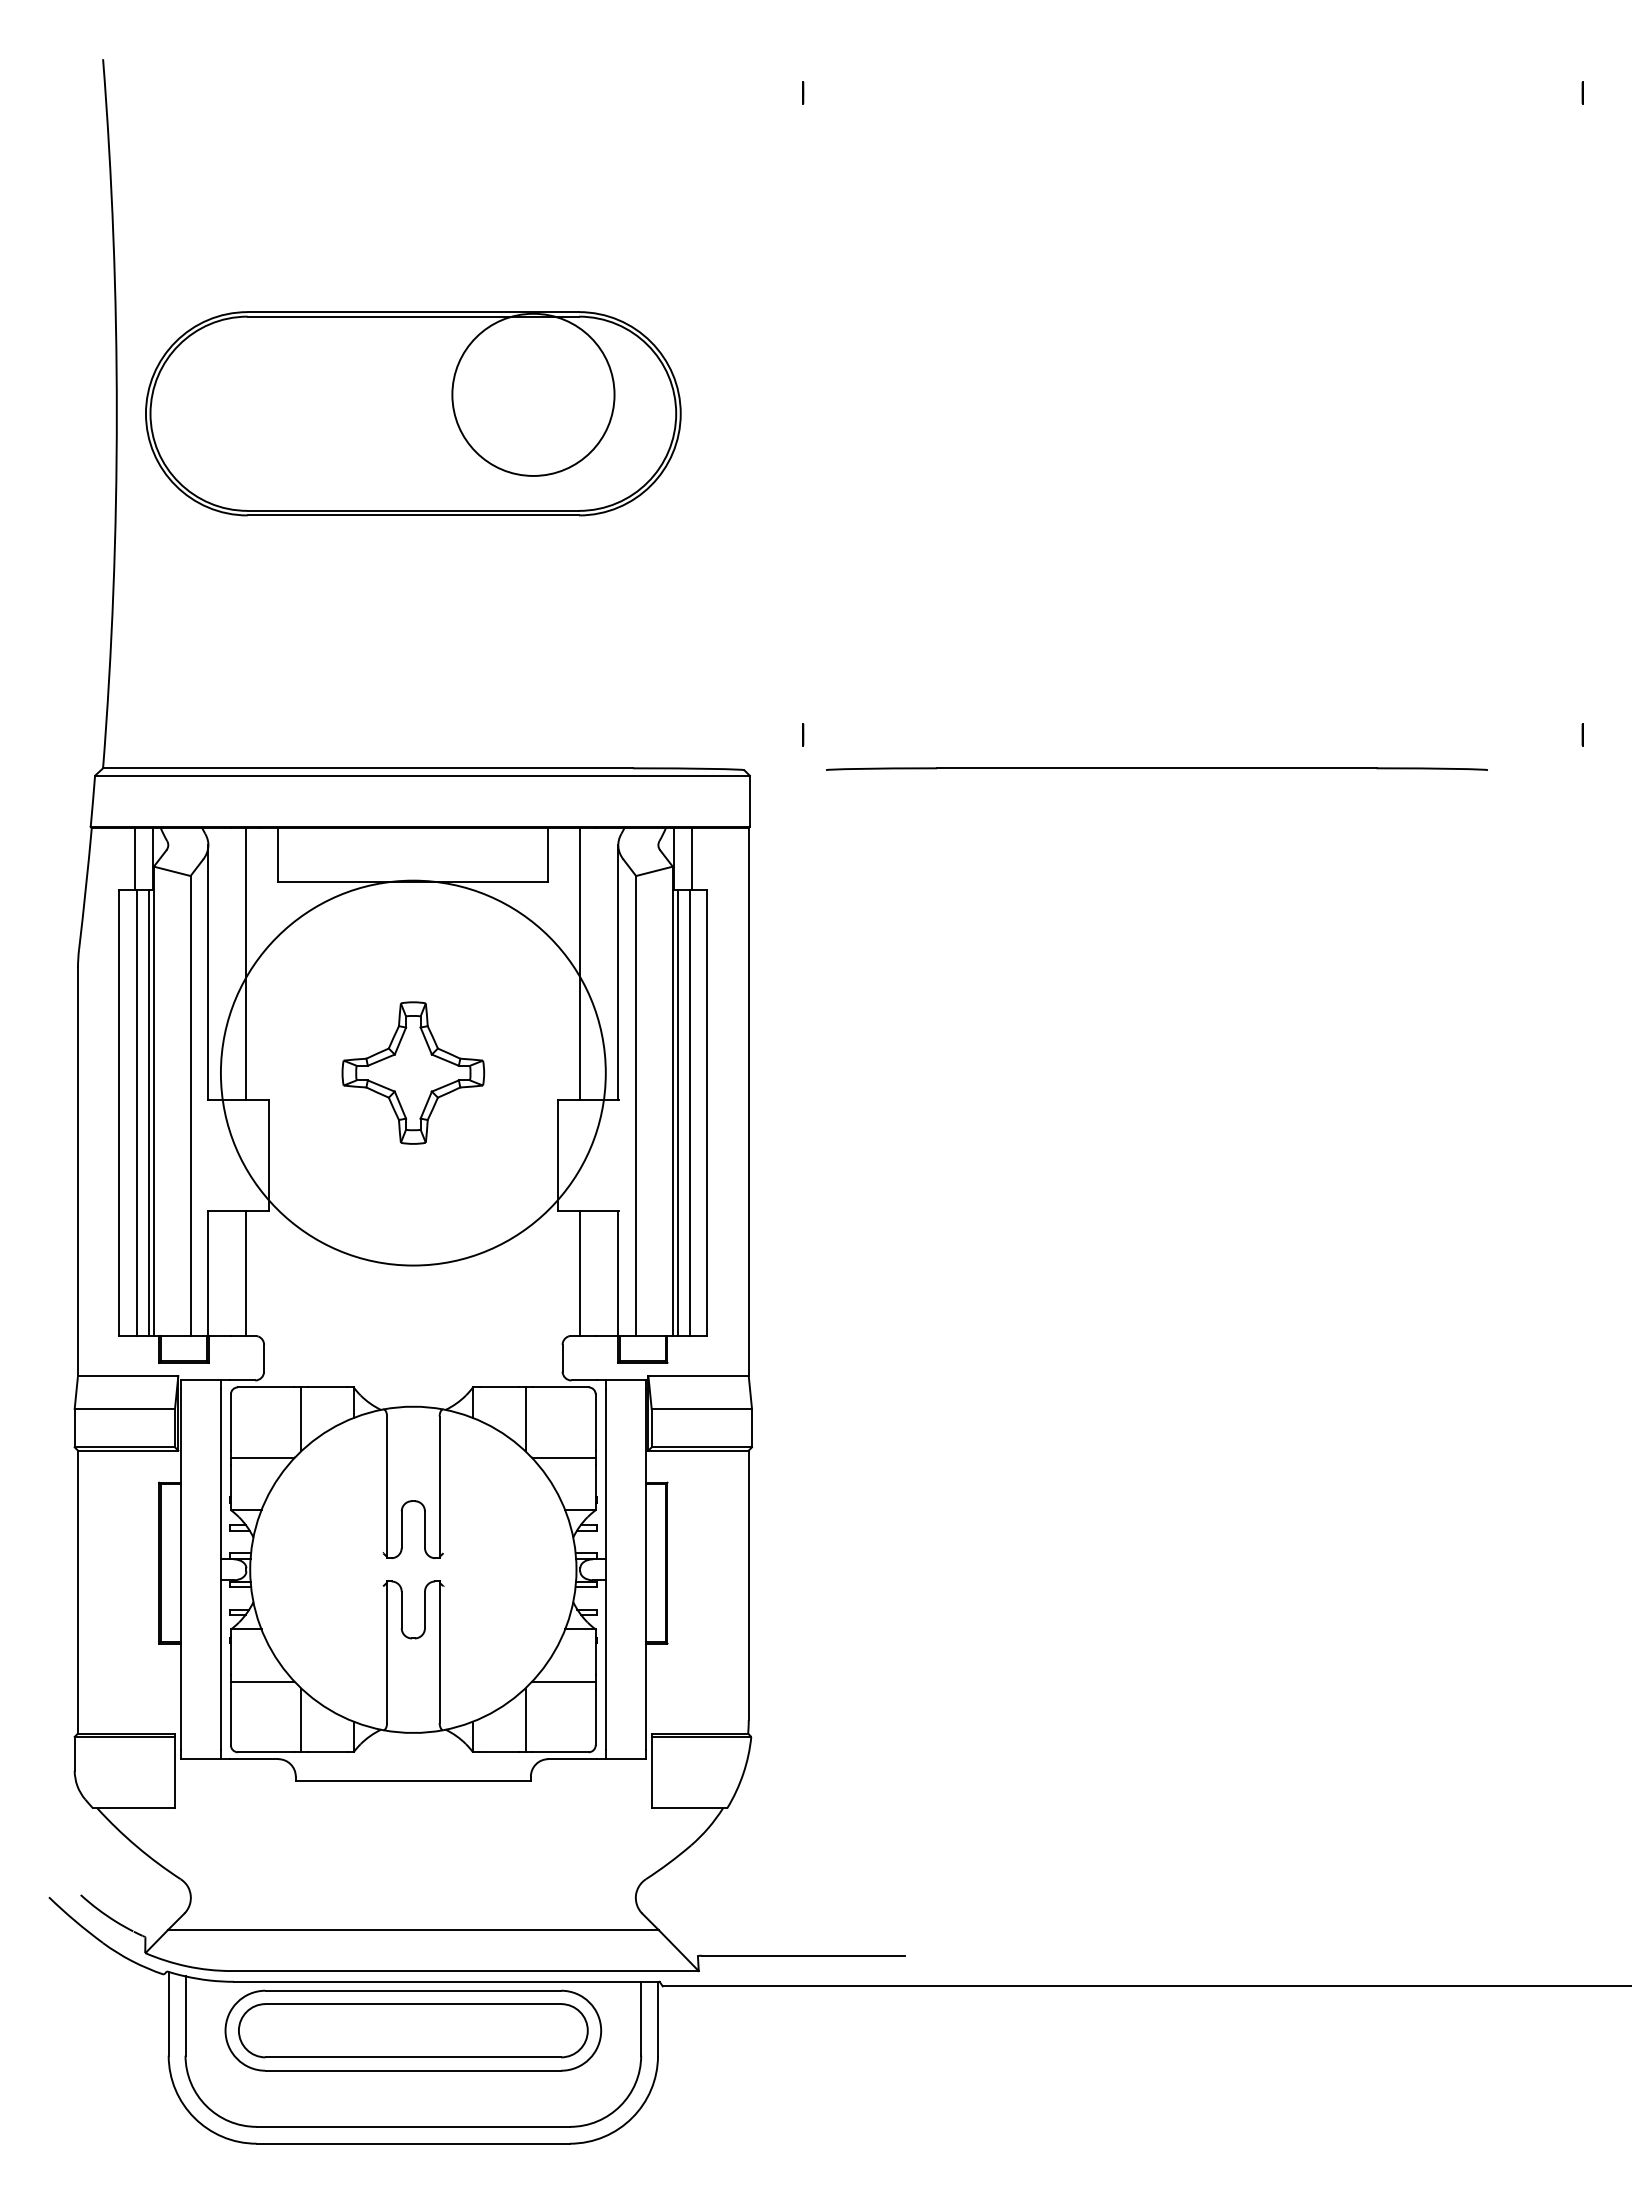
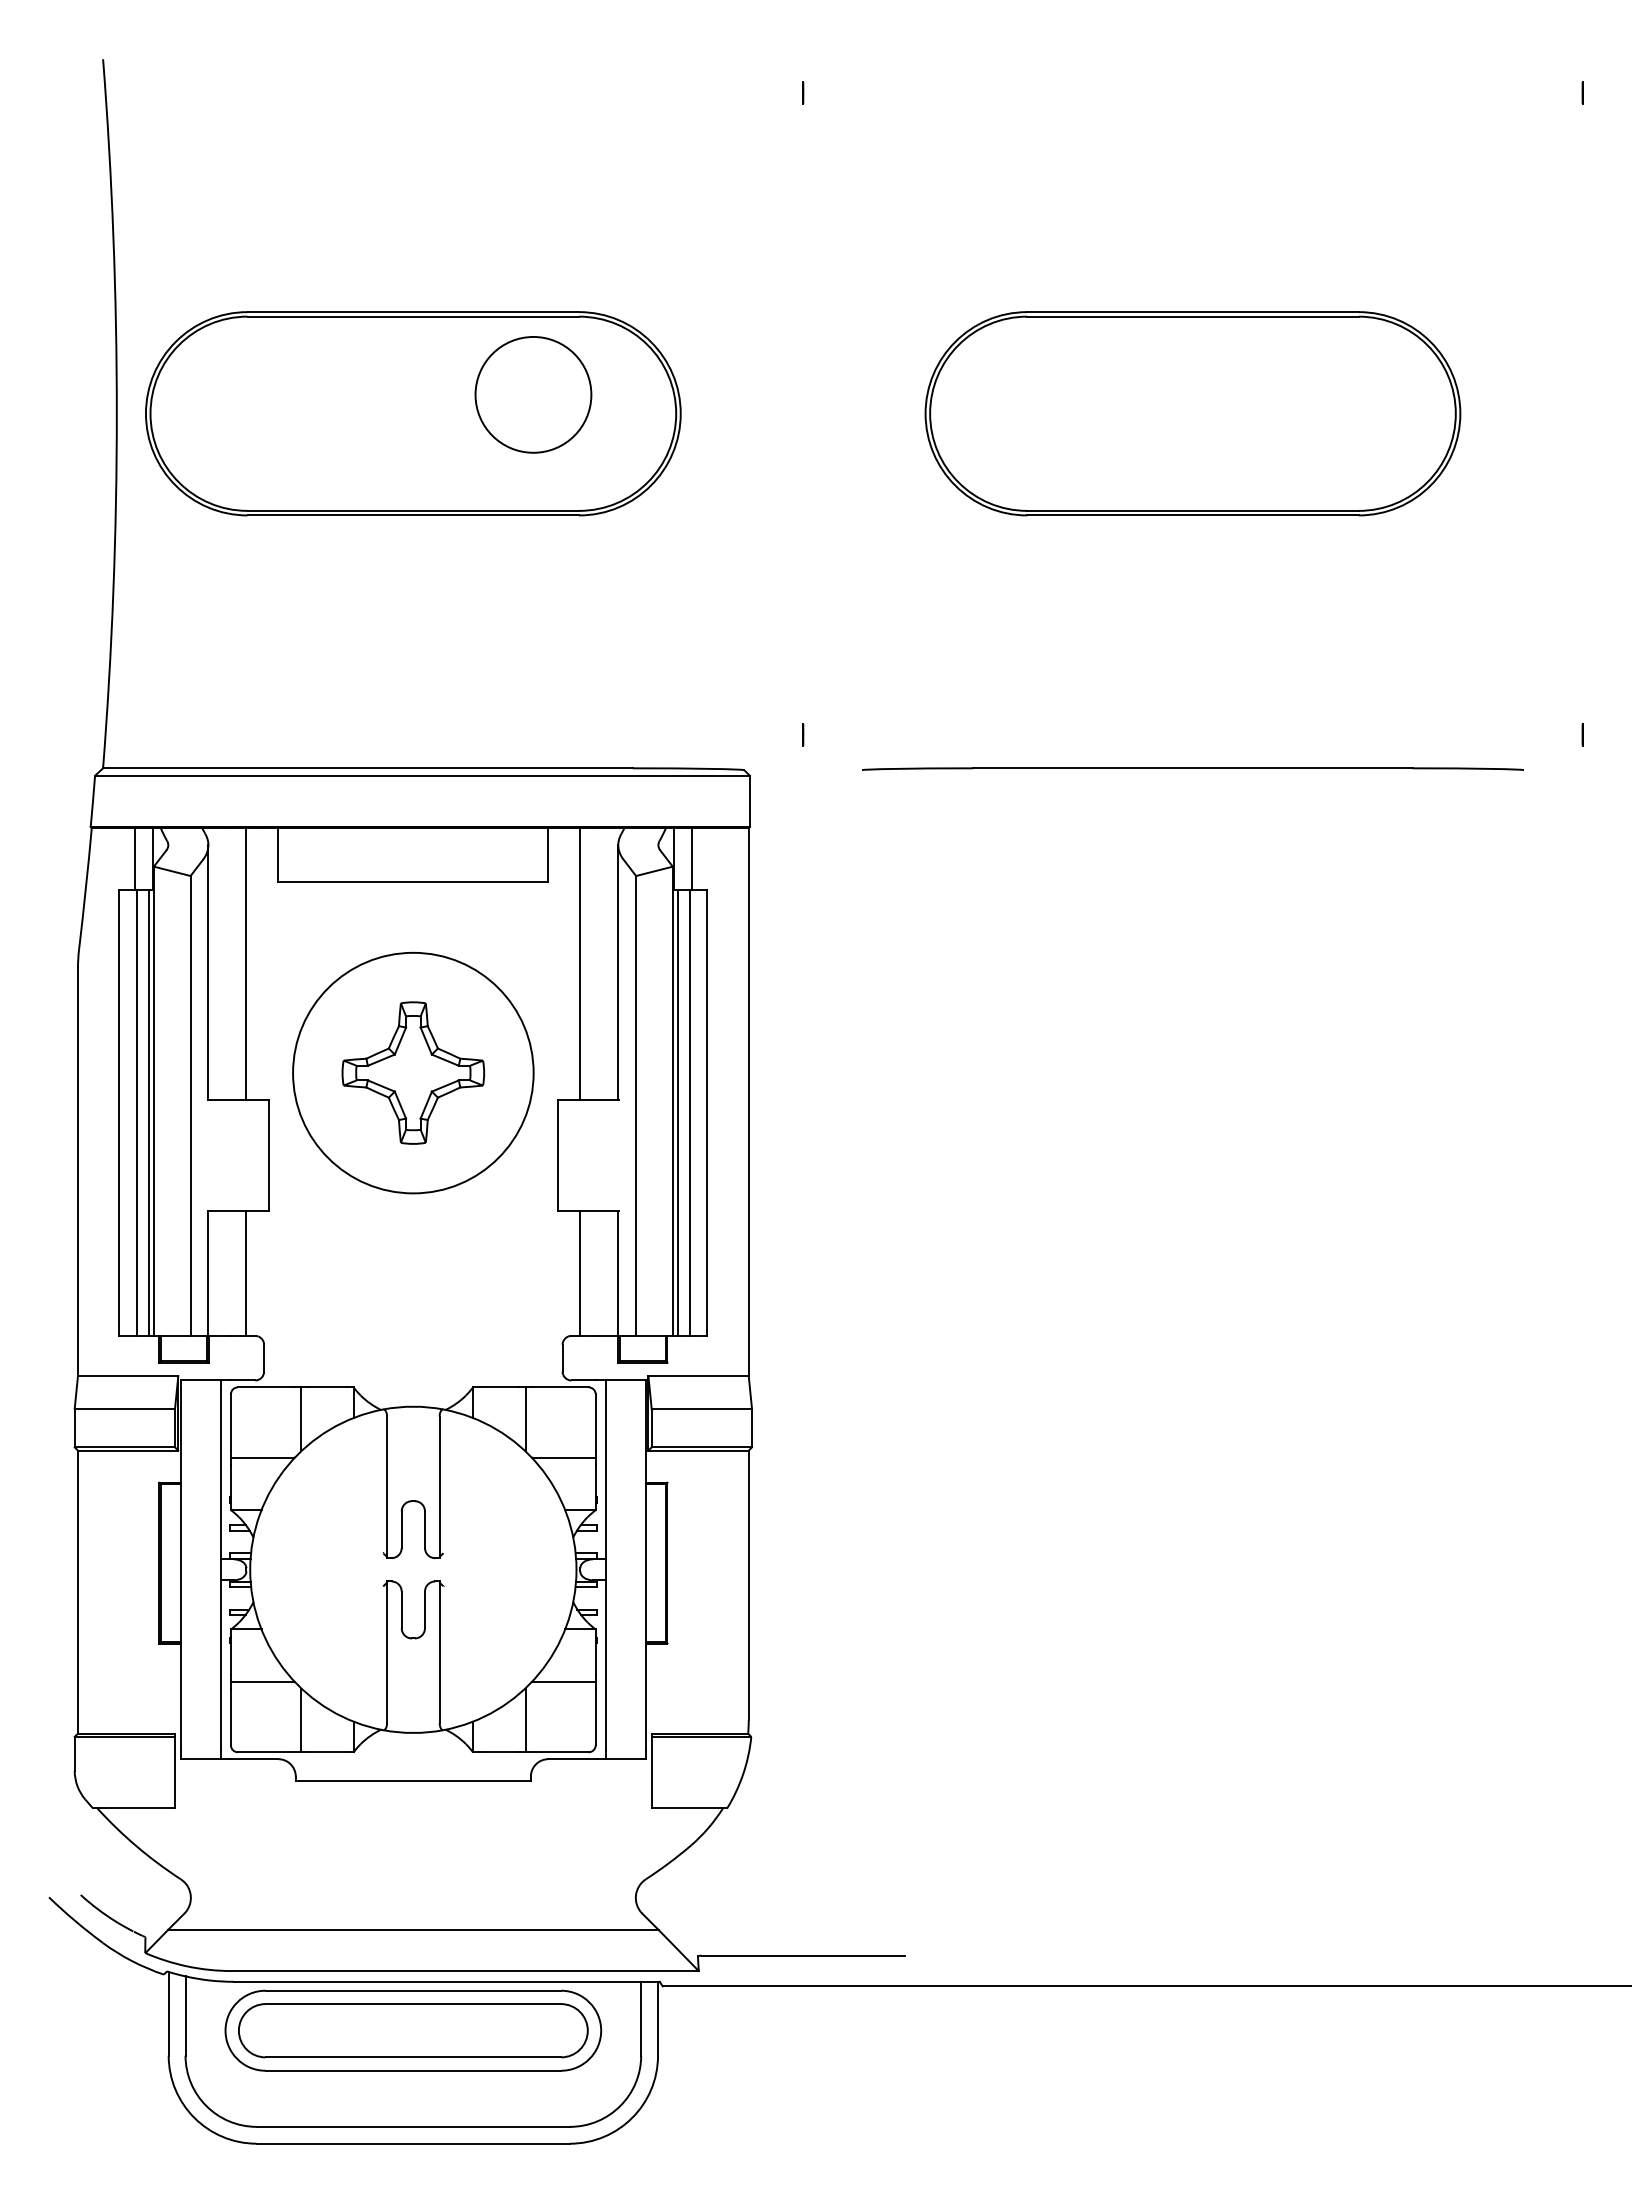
circle diameter: 162 px -> 116 px (533, 394)
part: none -> present (1192, 413)
part position: (1156, 768) -> (1192, 768) (1192, 768)
circle diameter: 385 px -> 241 px (413, 1072)
